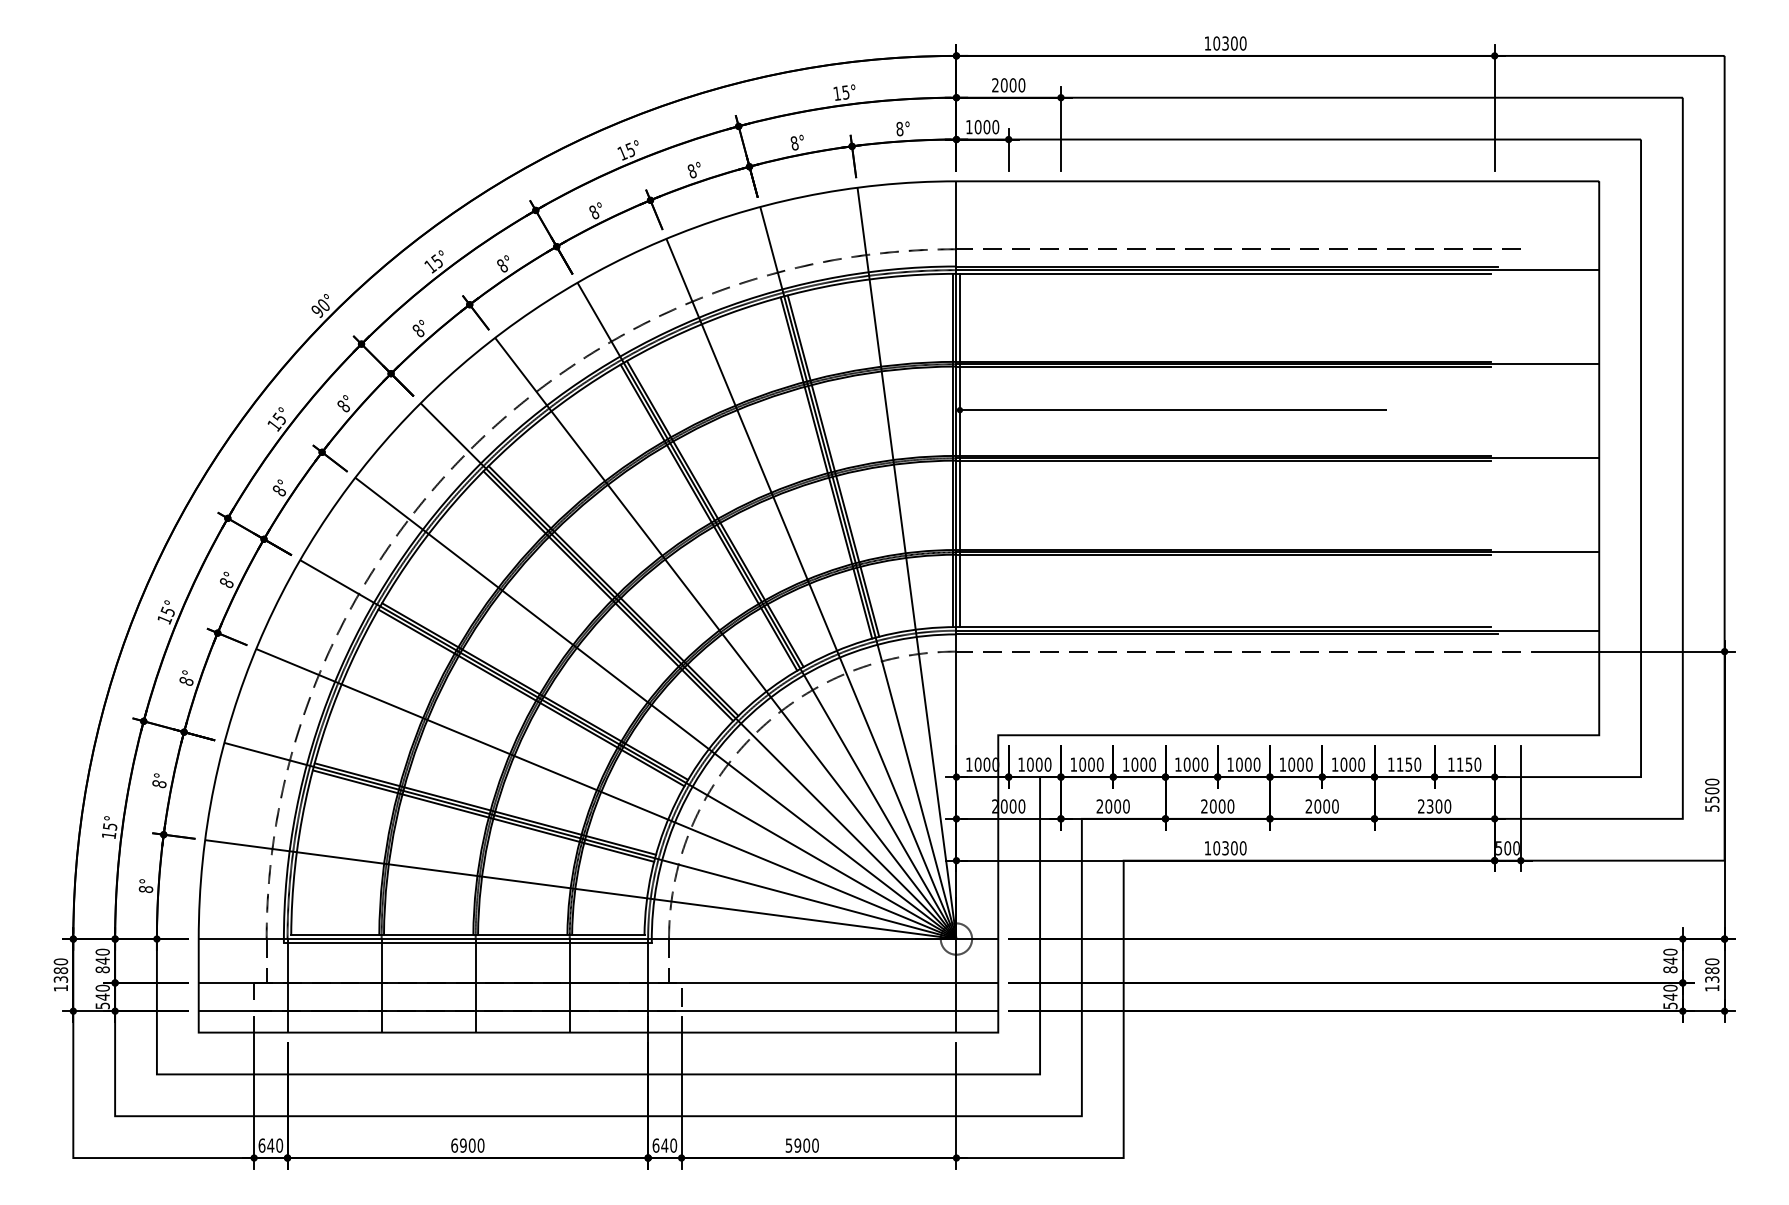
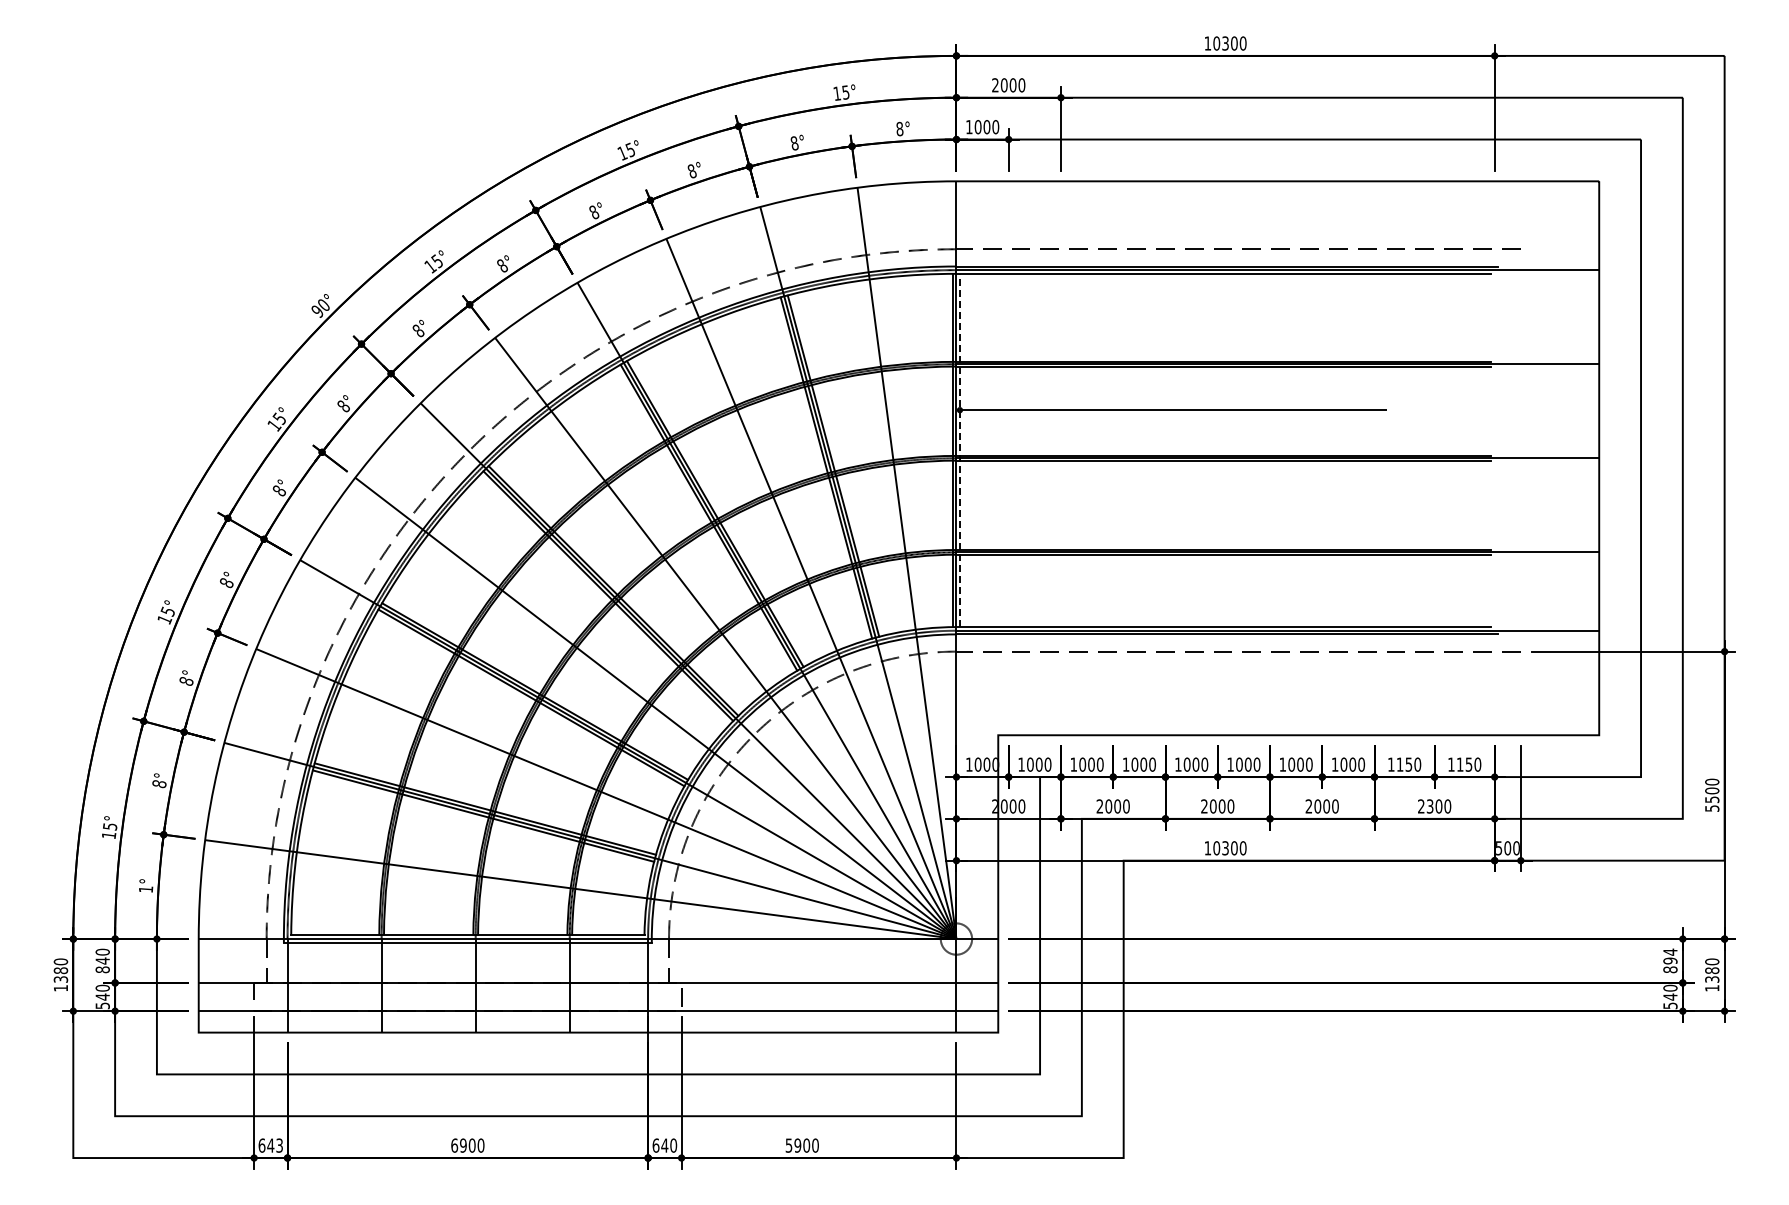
line: solid -> dashed (960, 450)
text: 8° -> 1° (145, 889)
text: 840 -> 894 (1670, 956)
text: 640 -> 643 (279, 1145)
